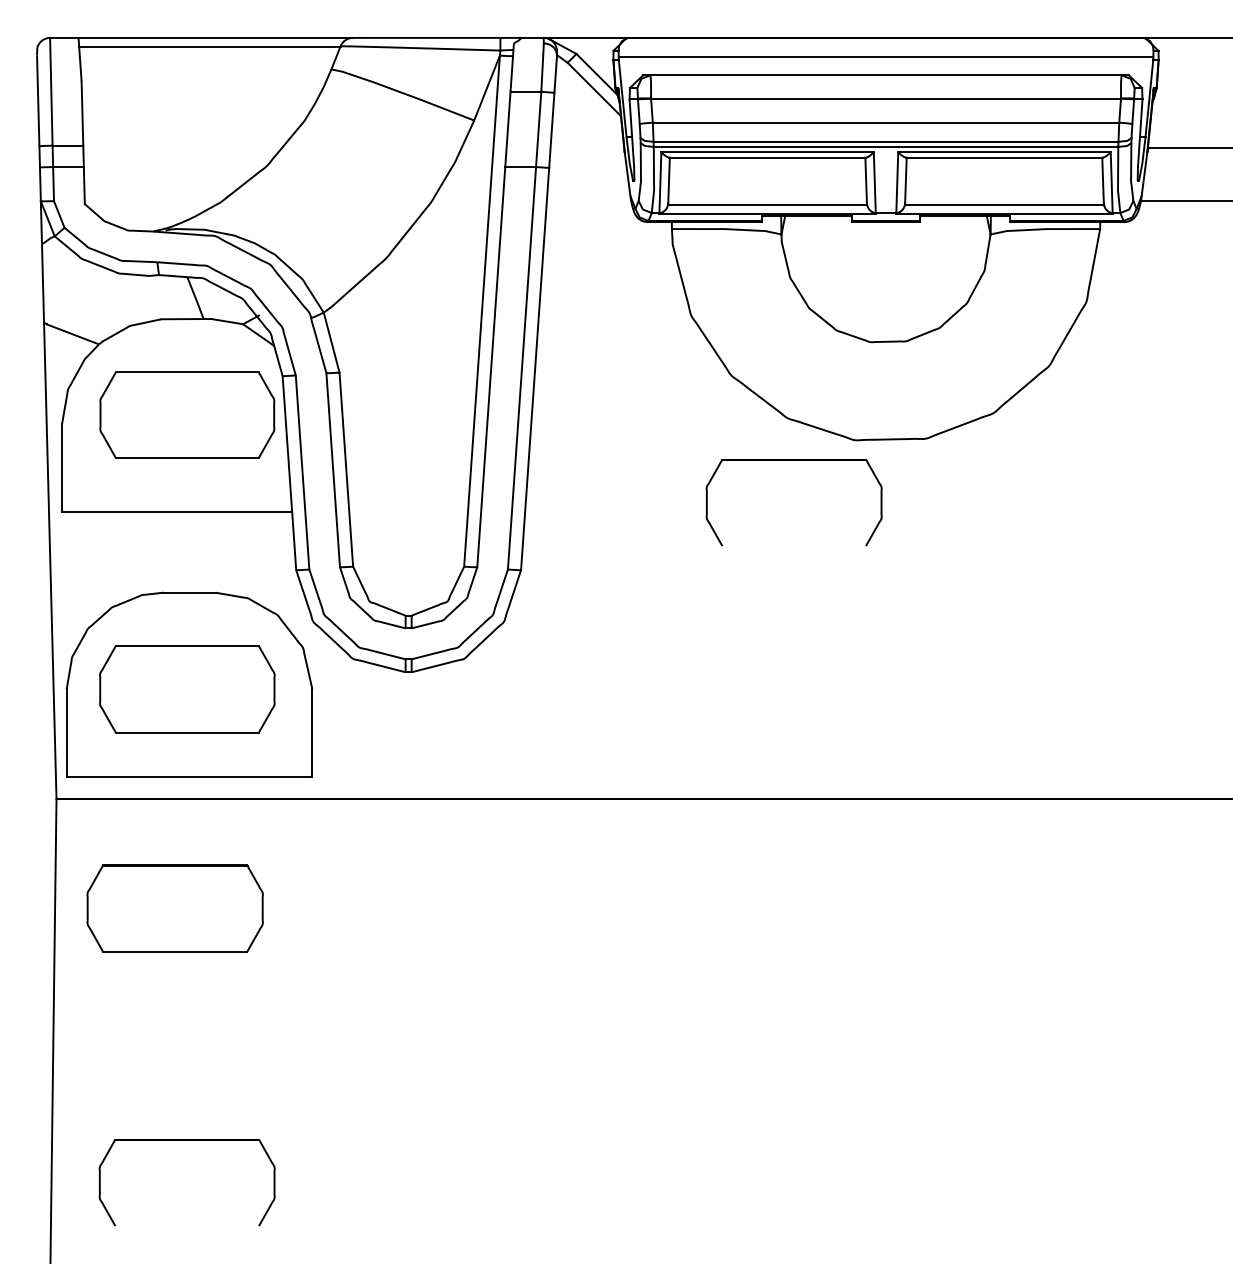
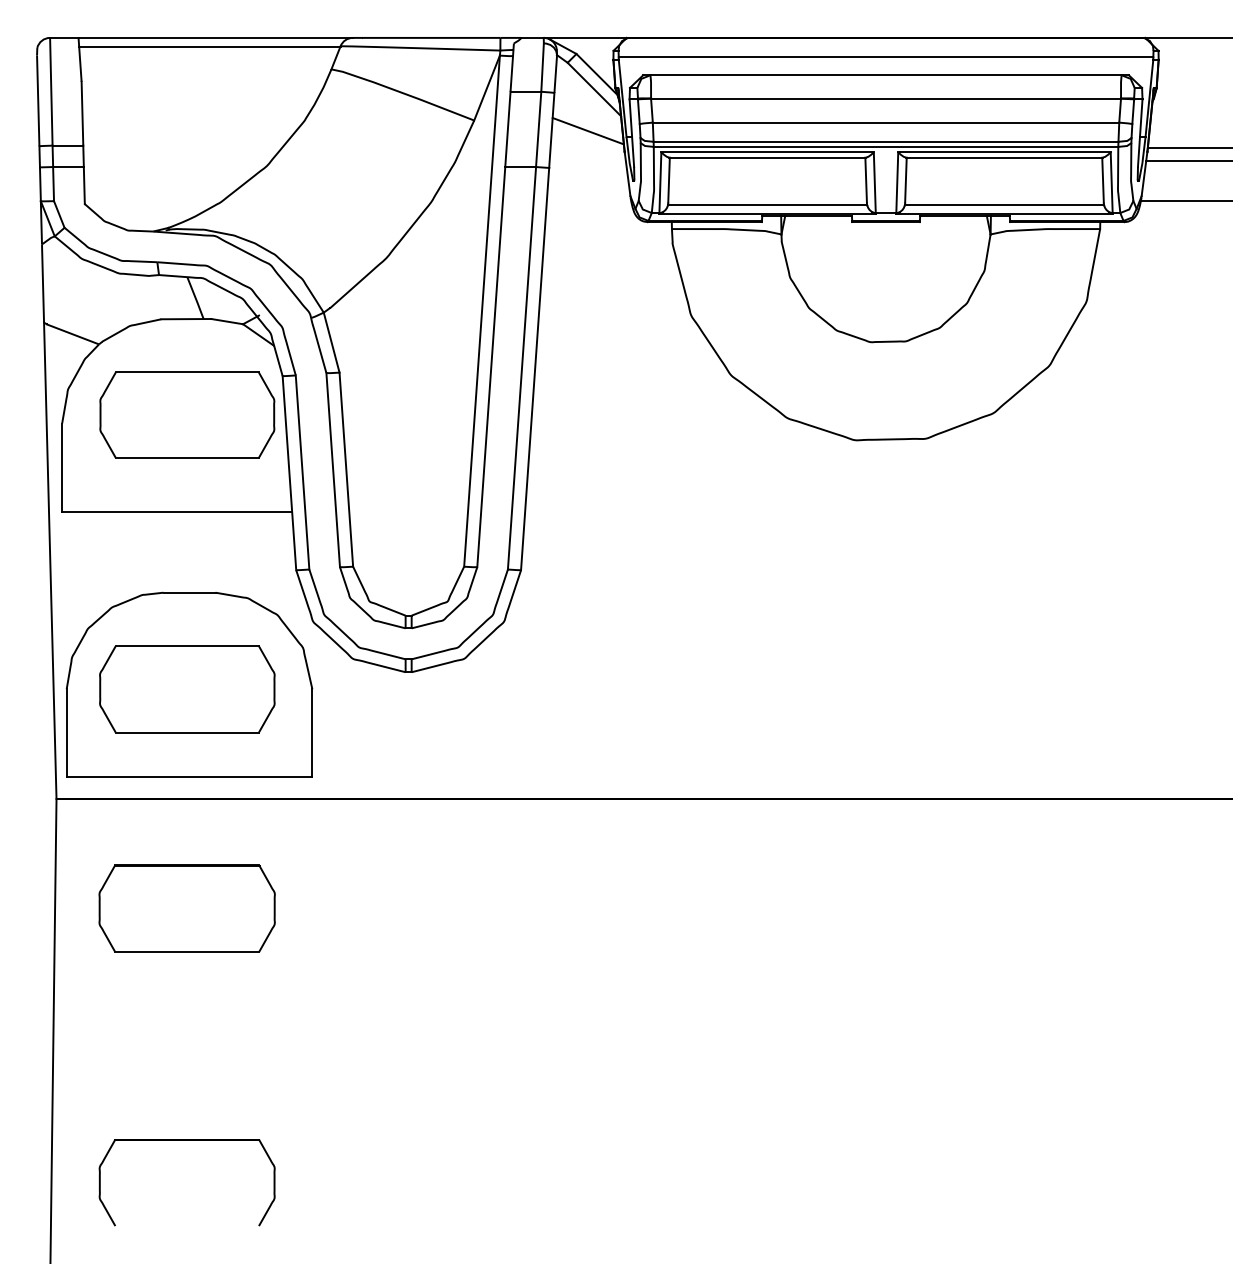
line: none -> present (587, 130)
line: none -> present (1187, 161)
part: present -> none (793, 460)
part position: (174, 908) -> (186, 908) (186, 908)
